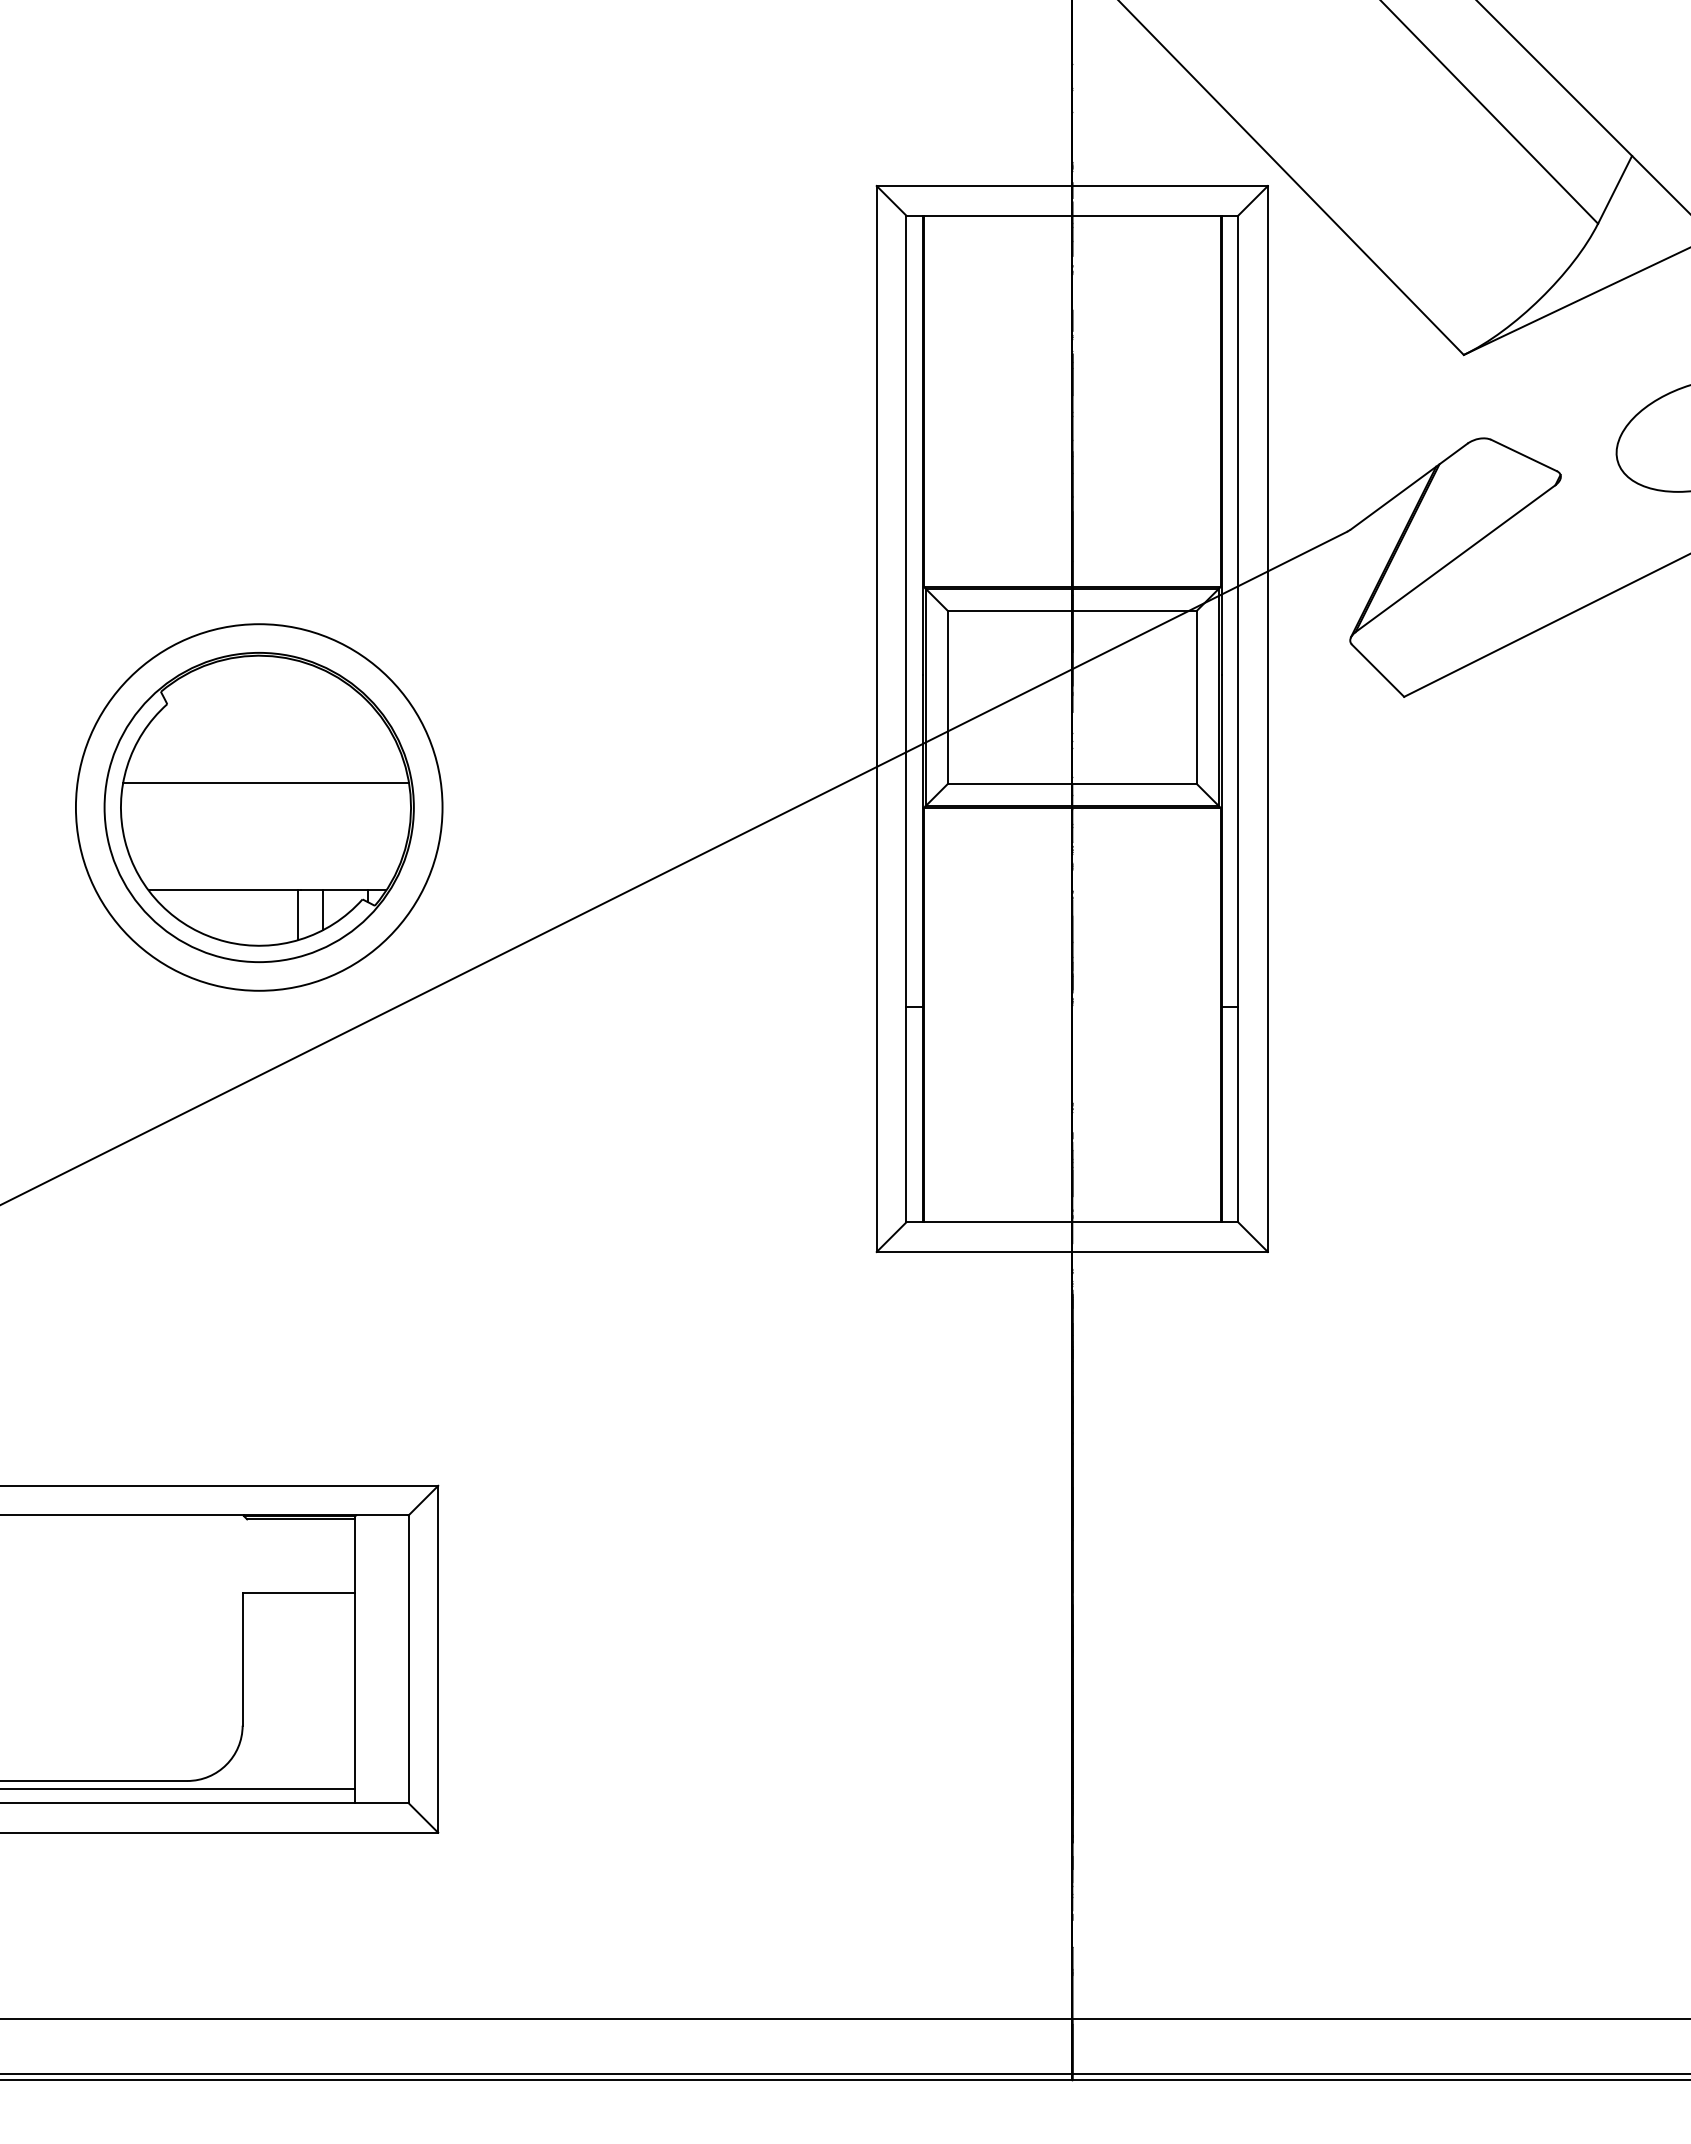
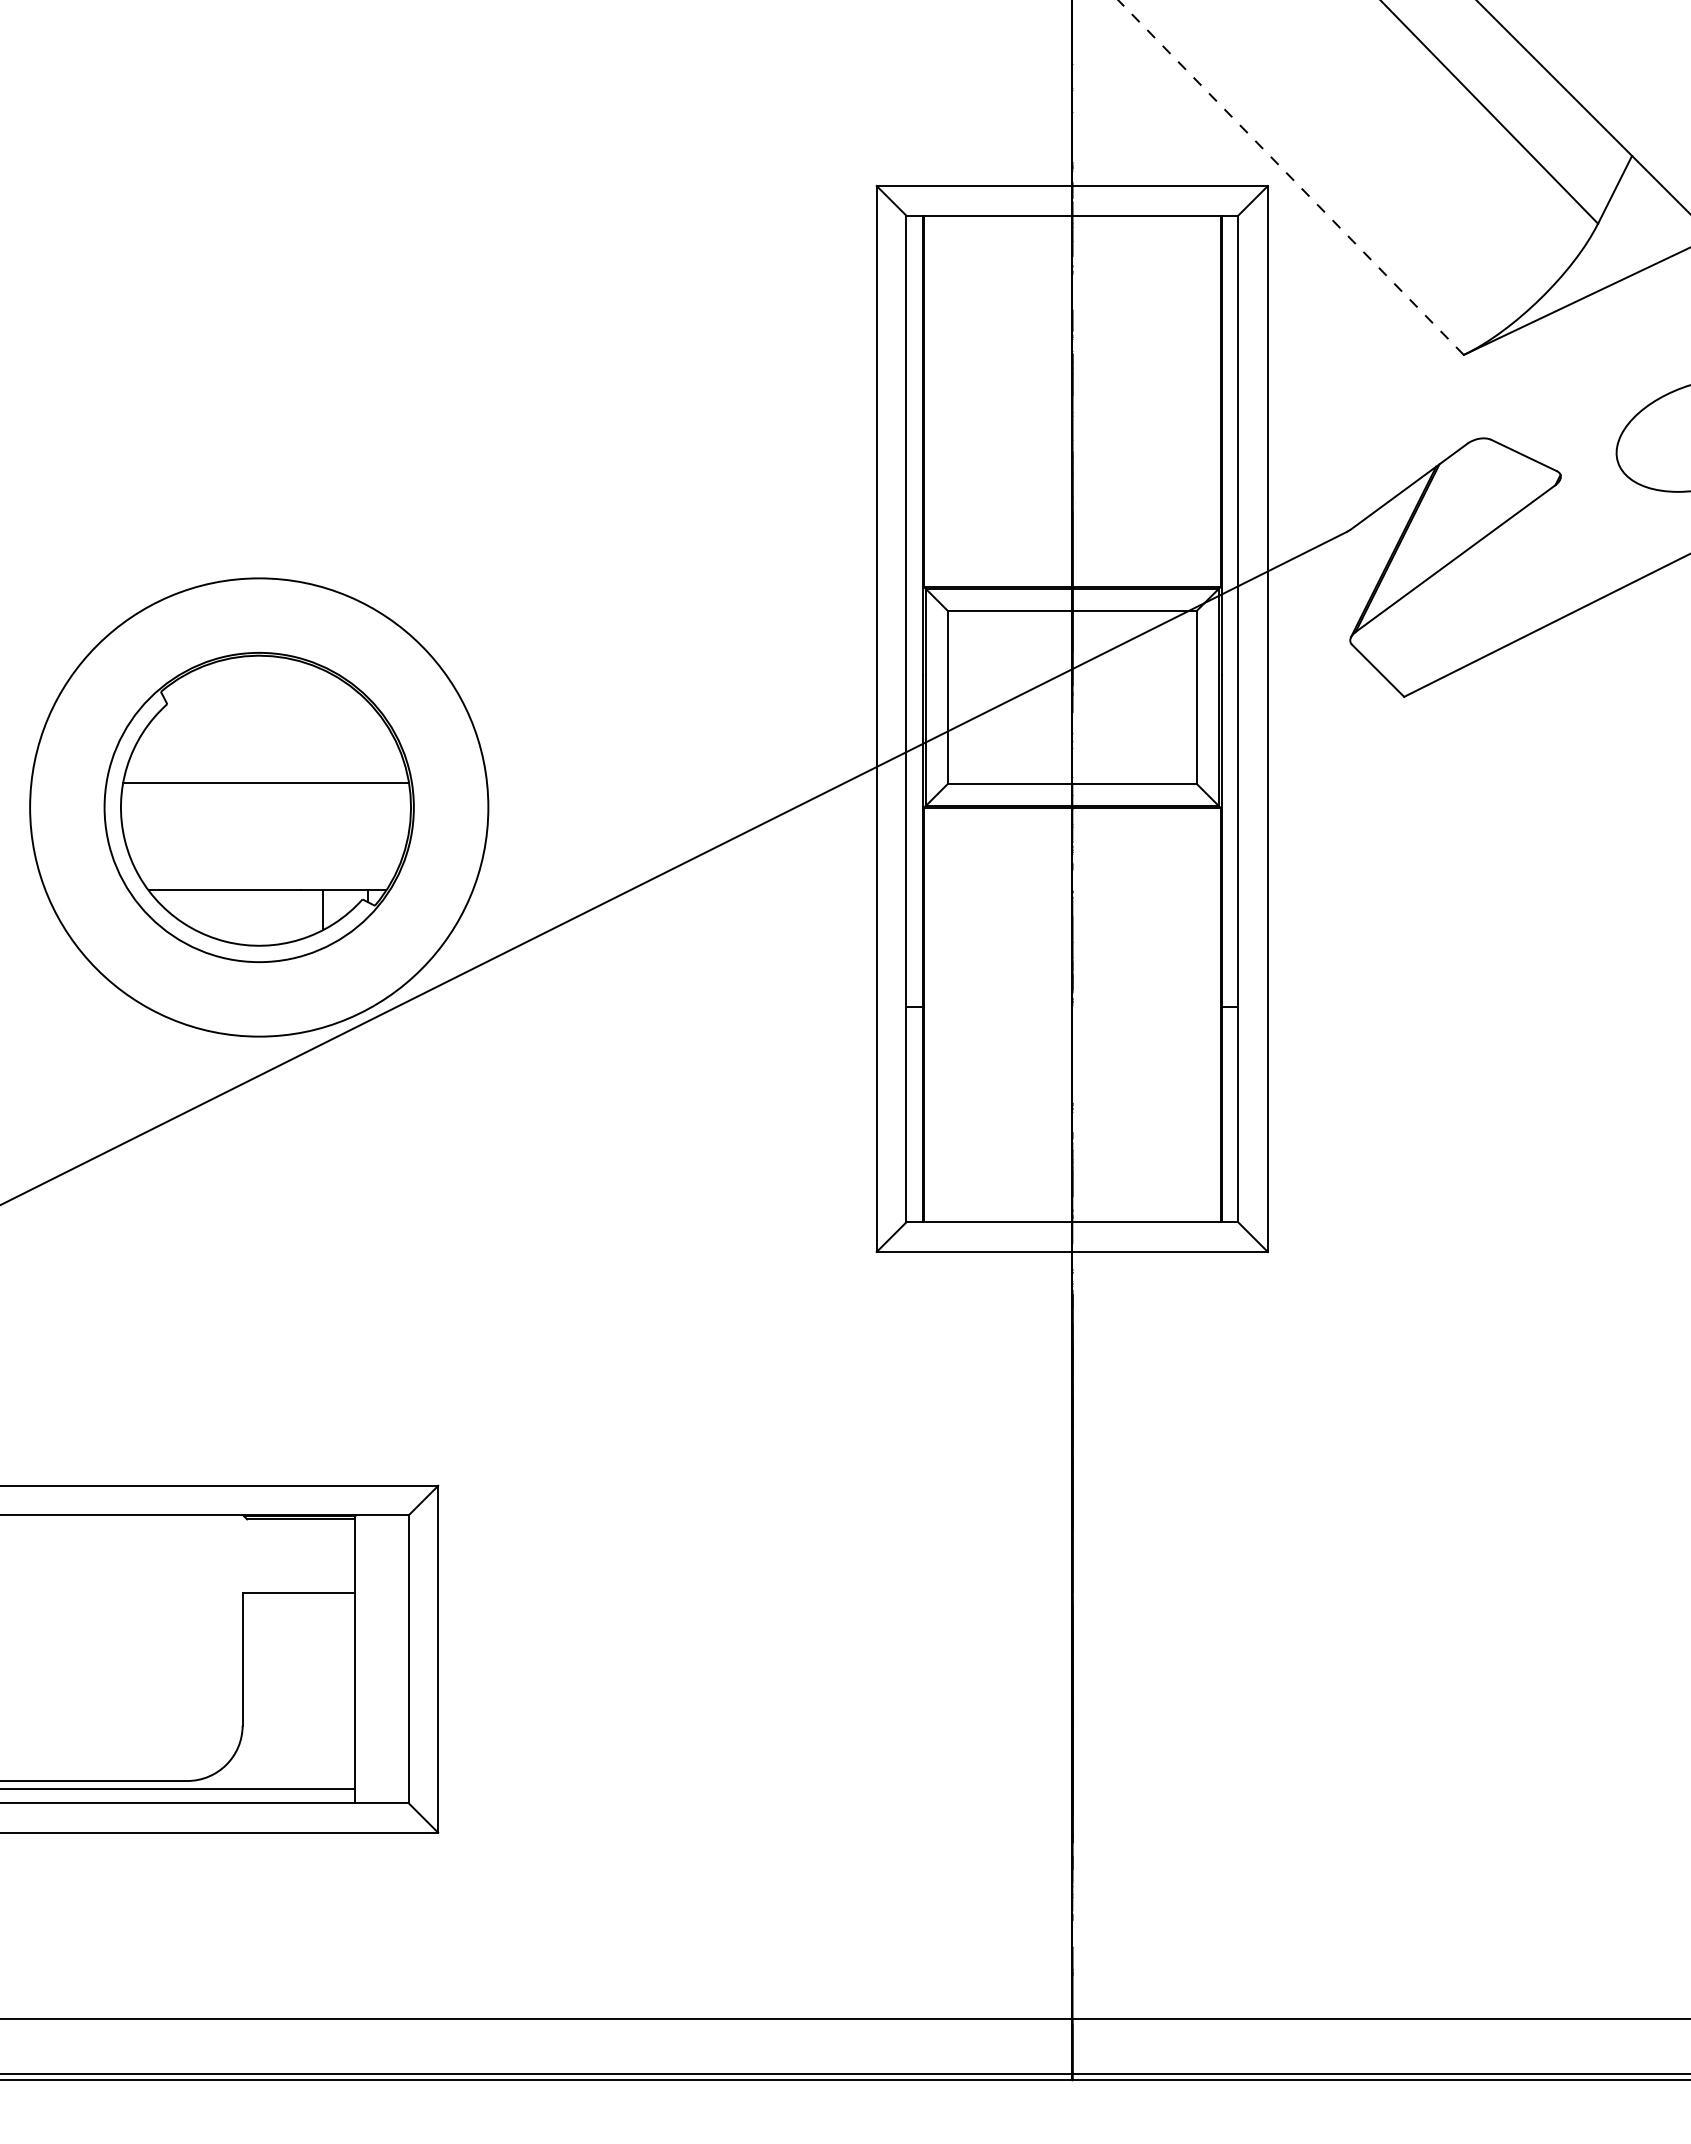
line: solid -> dashed (1291, 177)
circle diameter: 367 px -> 458 px (259, 807)
line: present -> none (297, 915)
